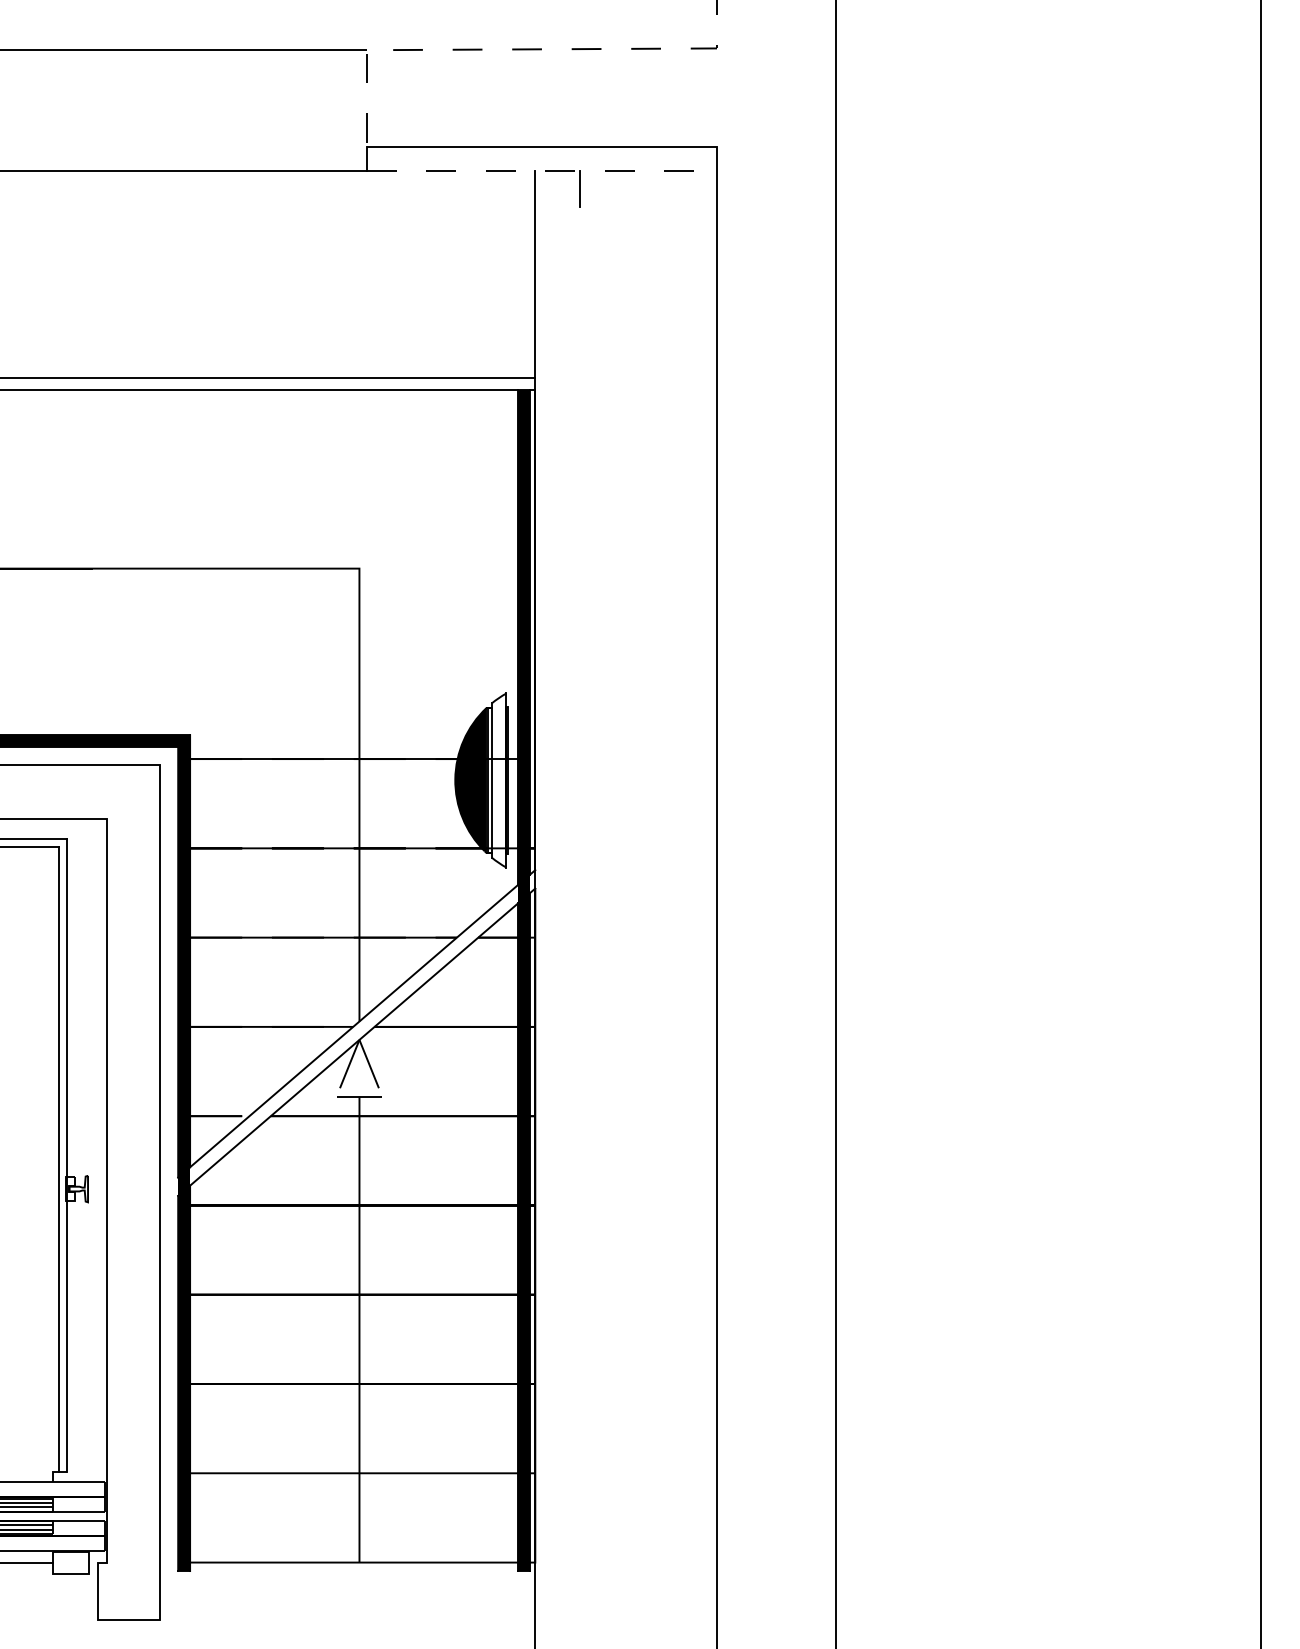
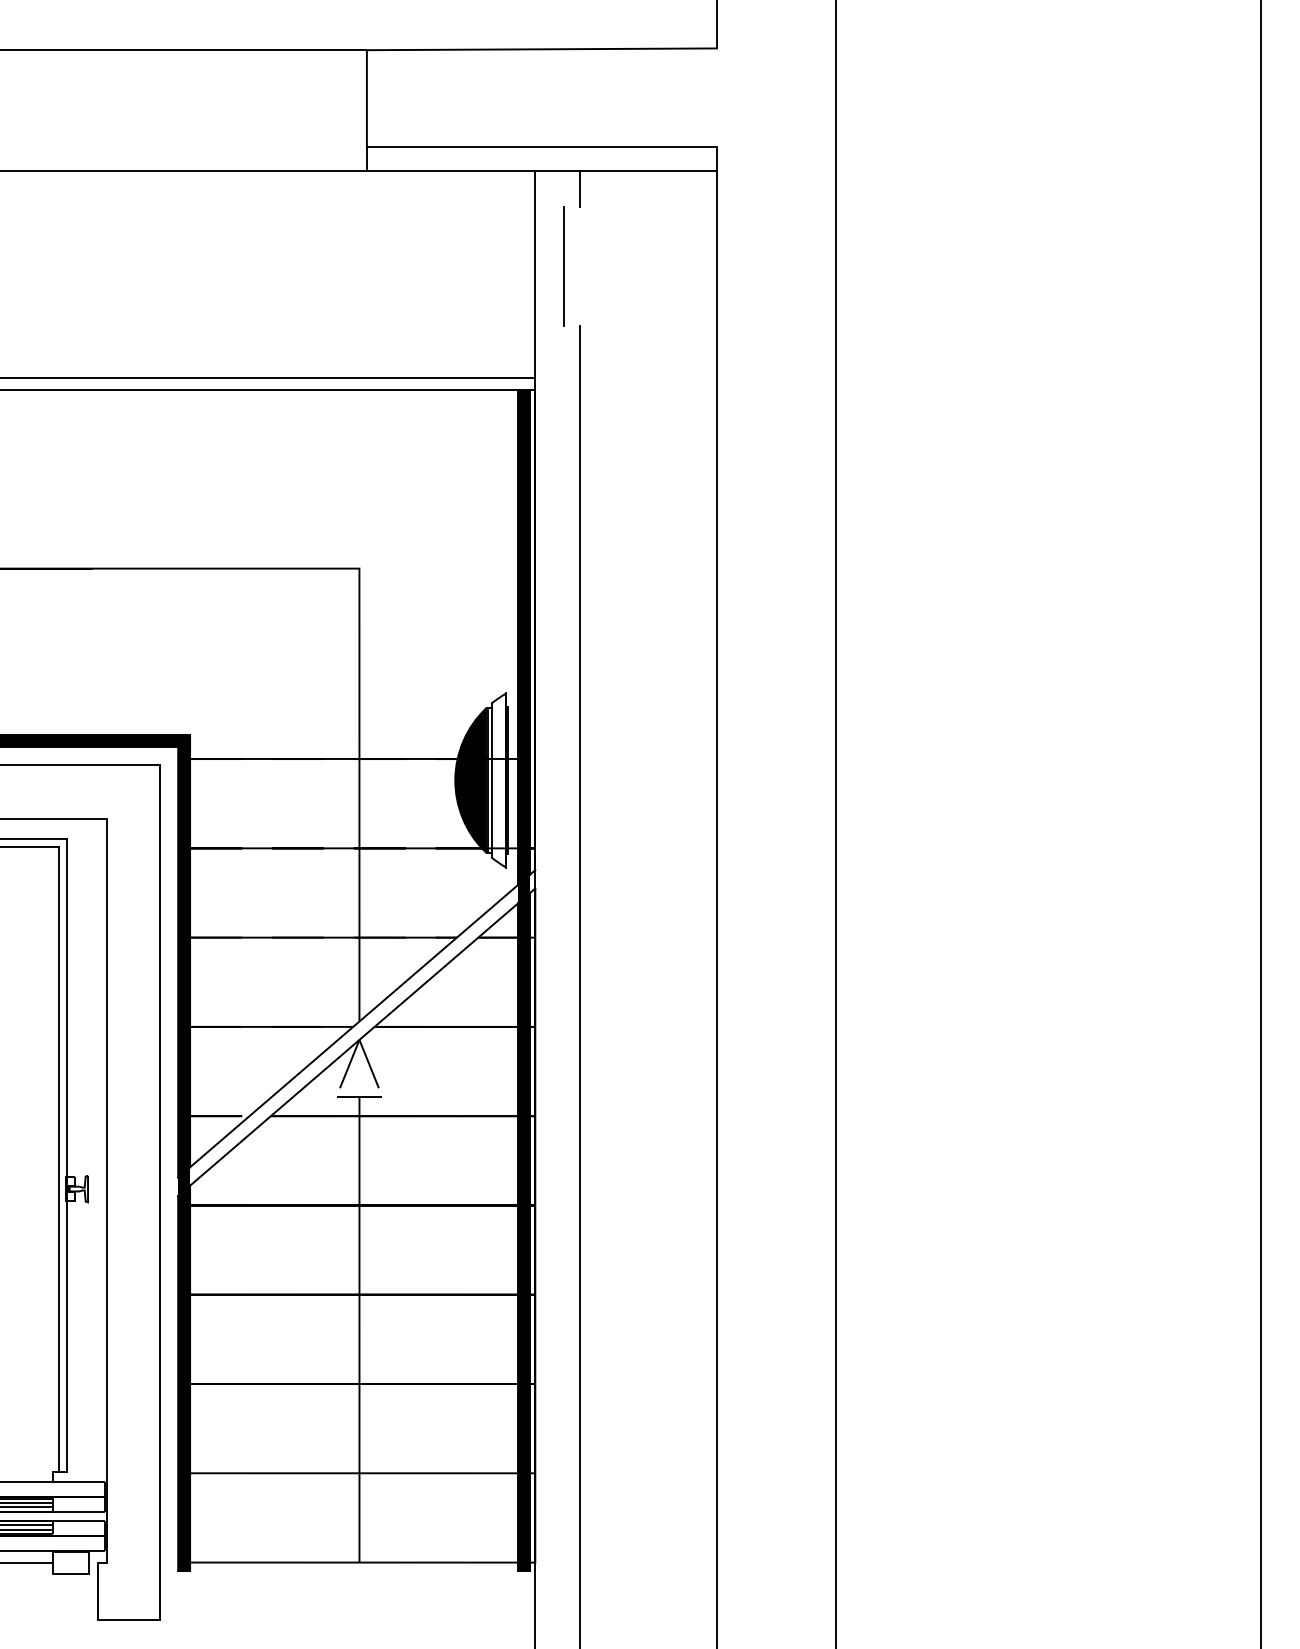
line: dashed -> solid (517, 49)
line: dashed -> solid (542, 170)
line: none -> present (563, 266)
line: none -> present (579, 985)
